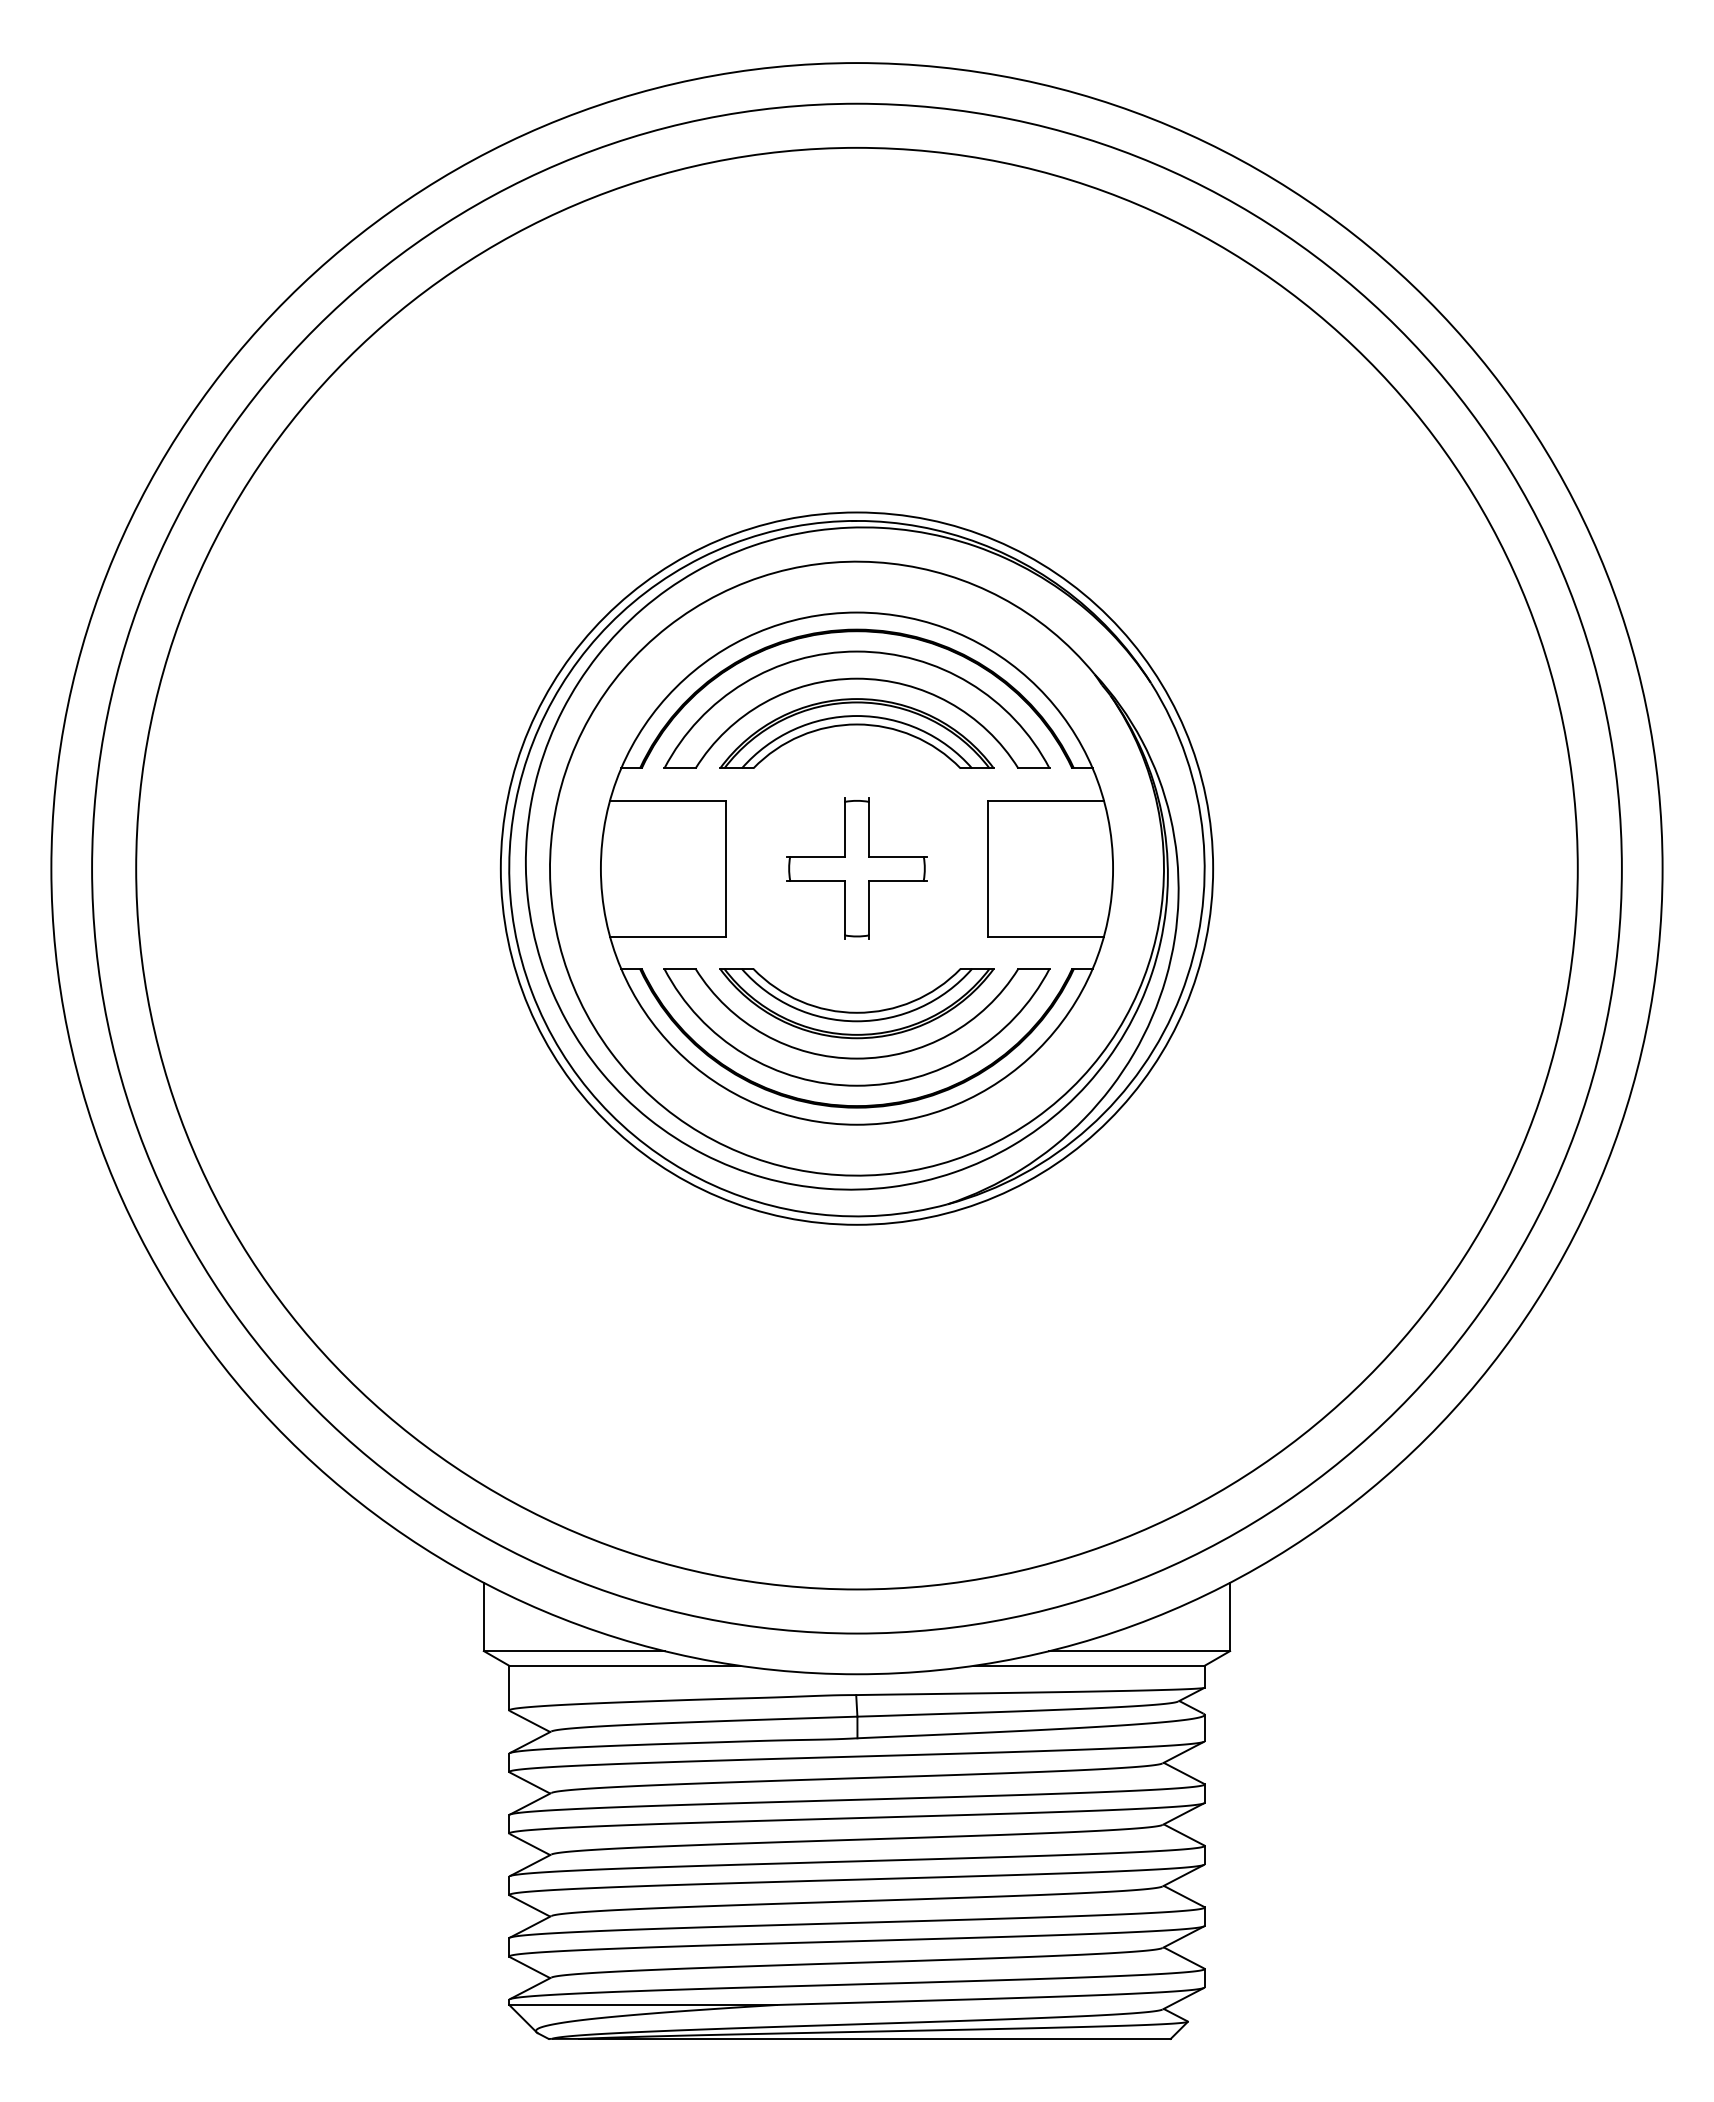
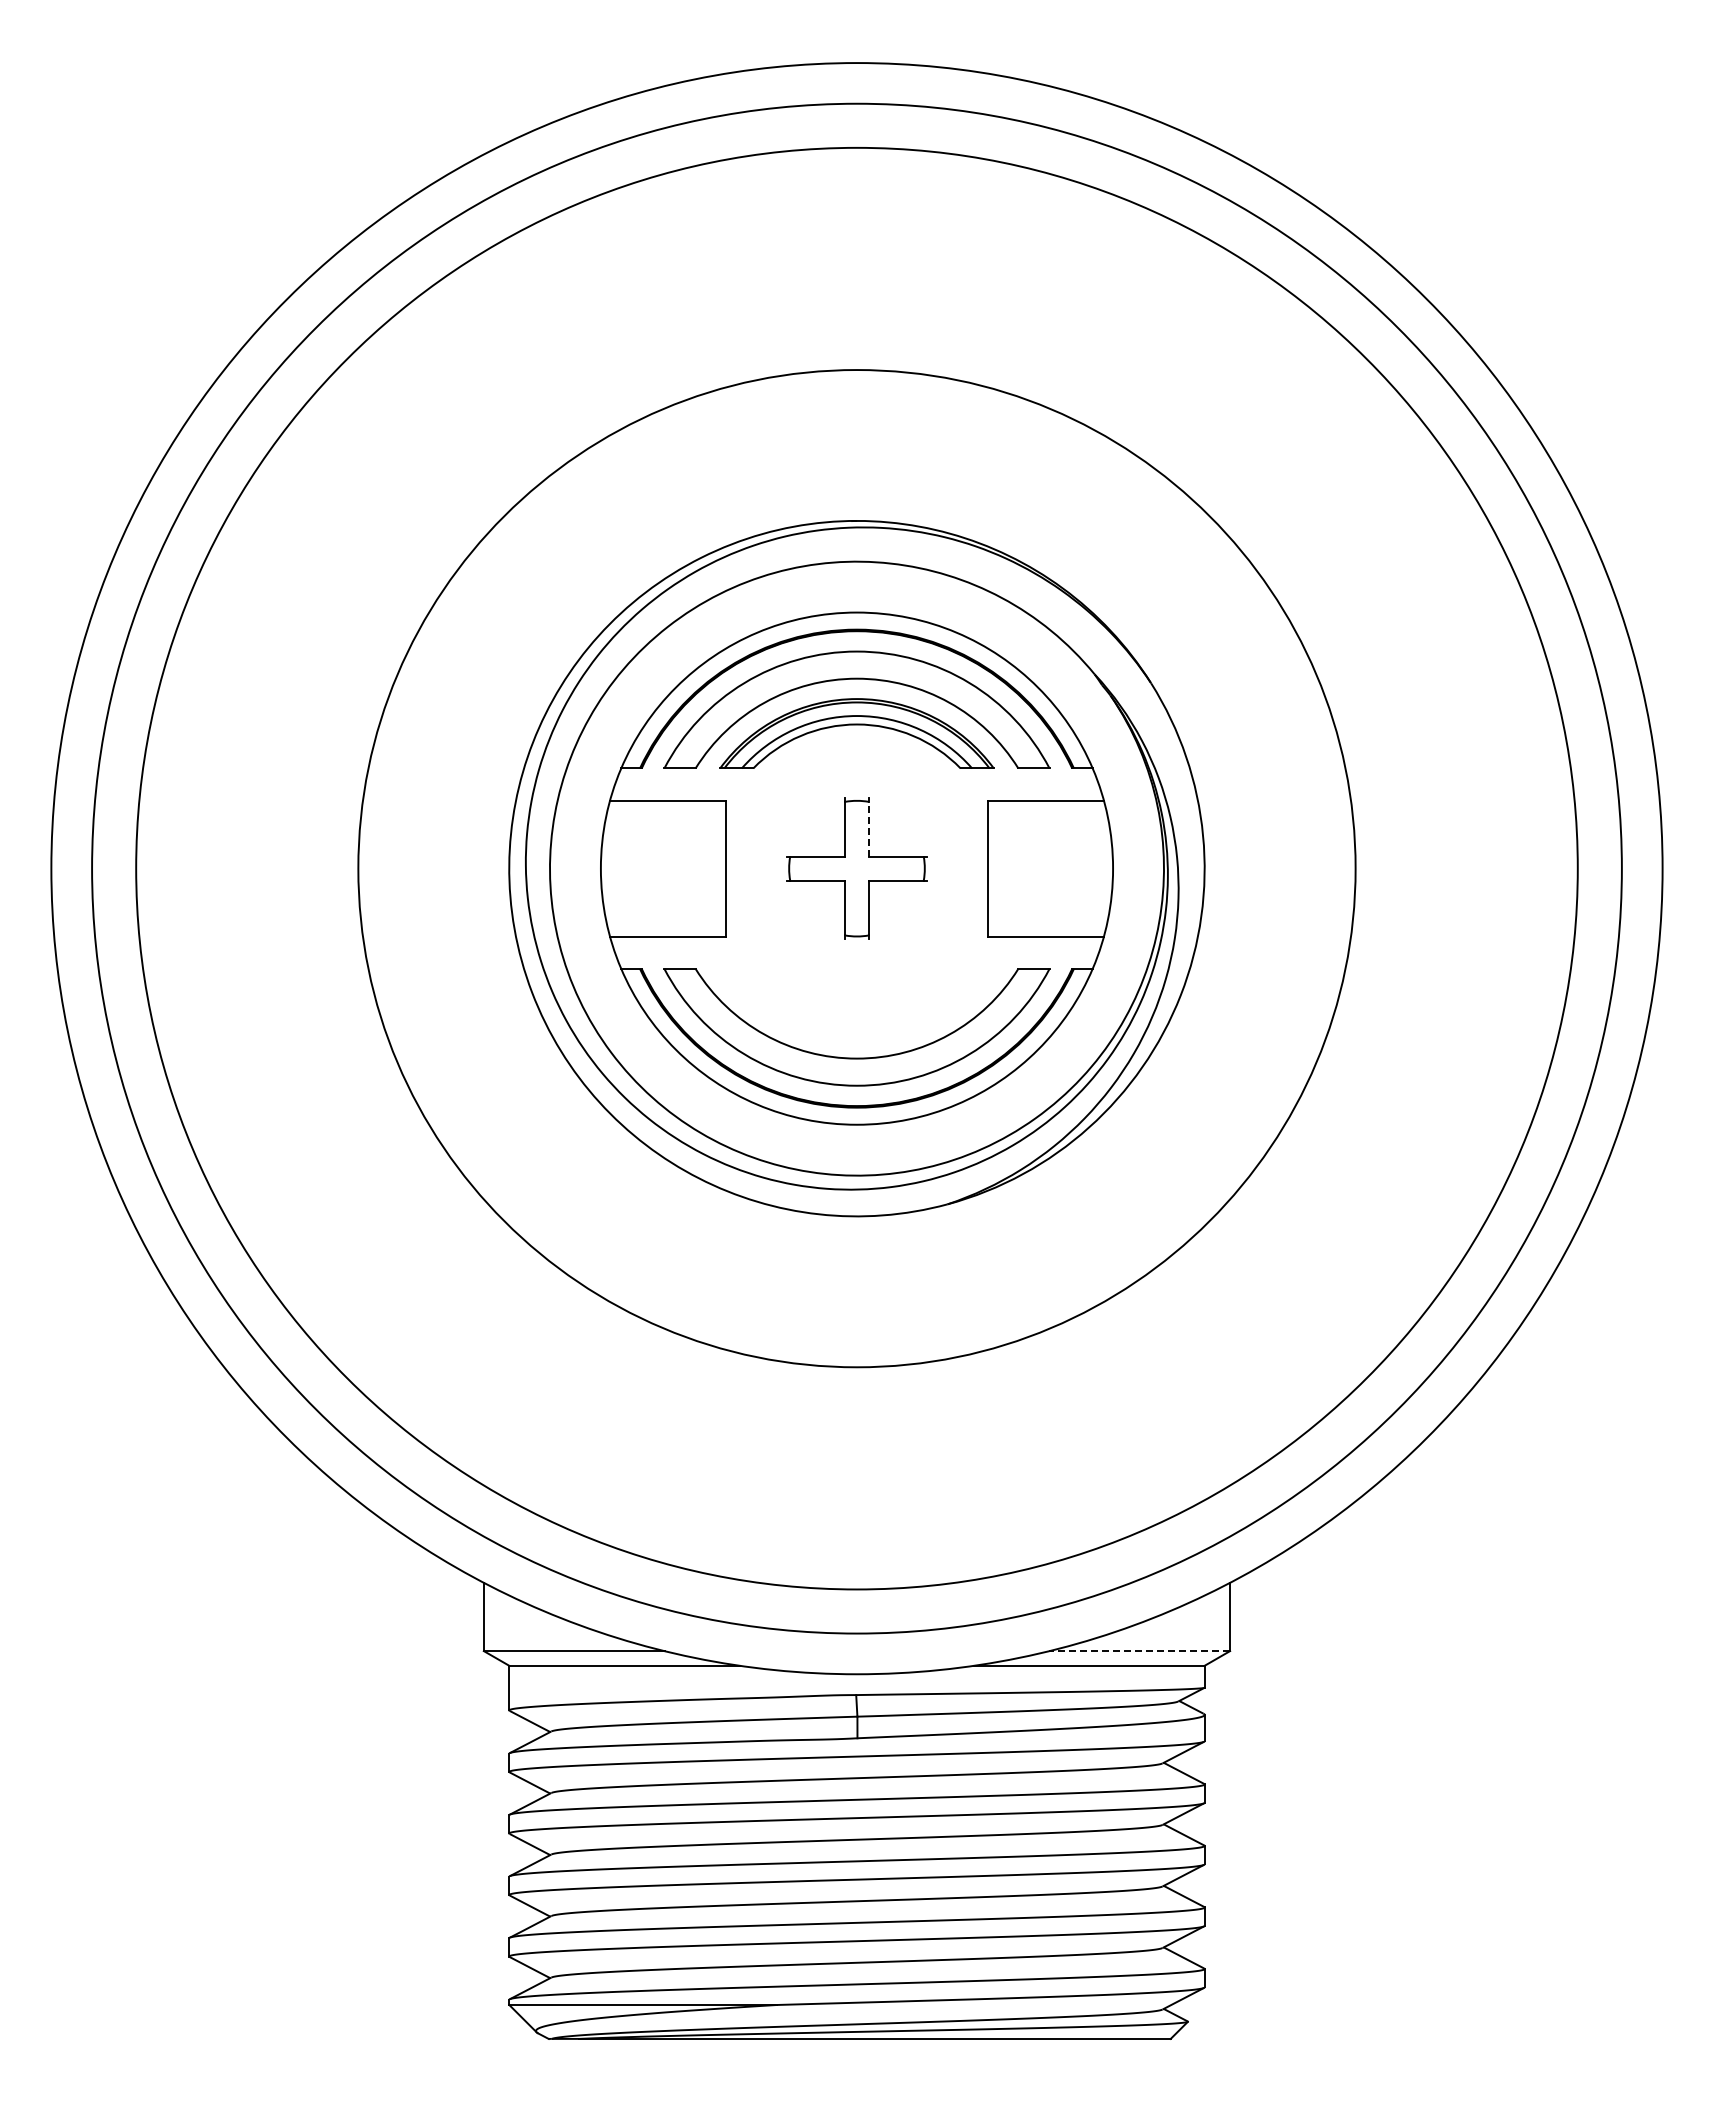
line: solid -> dashed (868, 828)
circle diameter: 712 px -> 997 px (856, 868)
part: present -> none (856, 1011)
line: solid -> dashed (1139, 1651)
